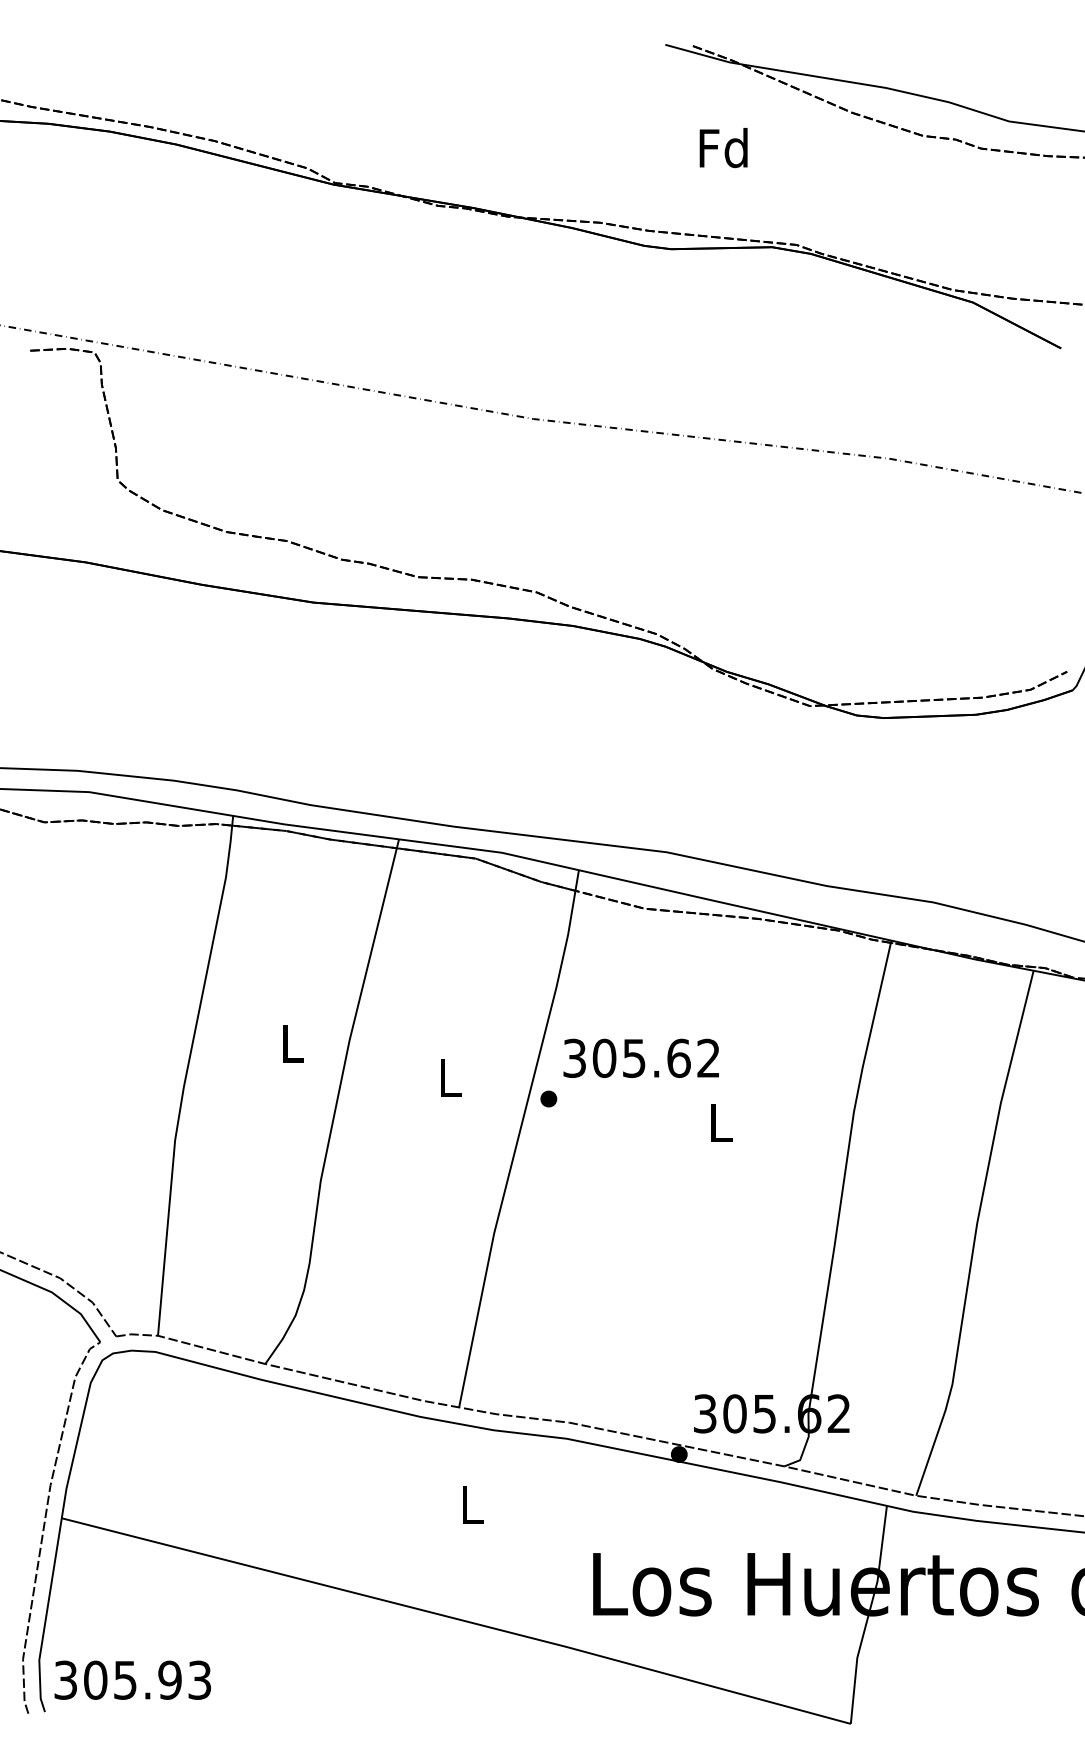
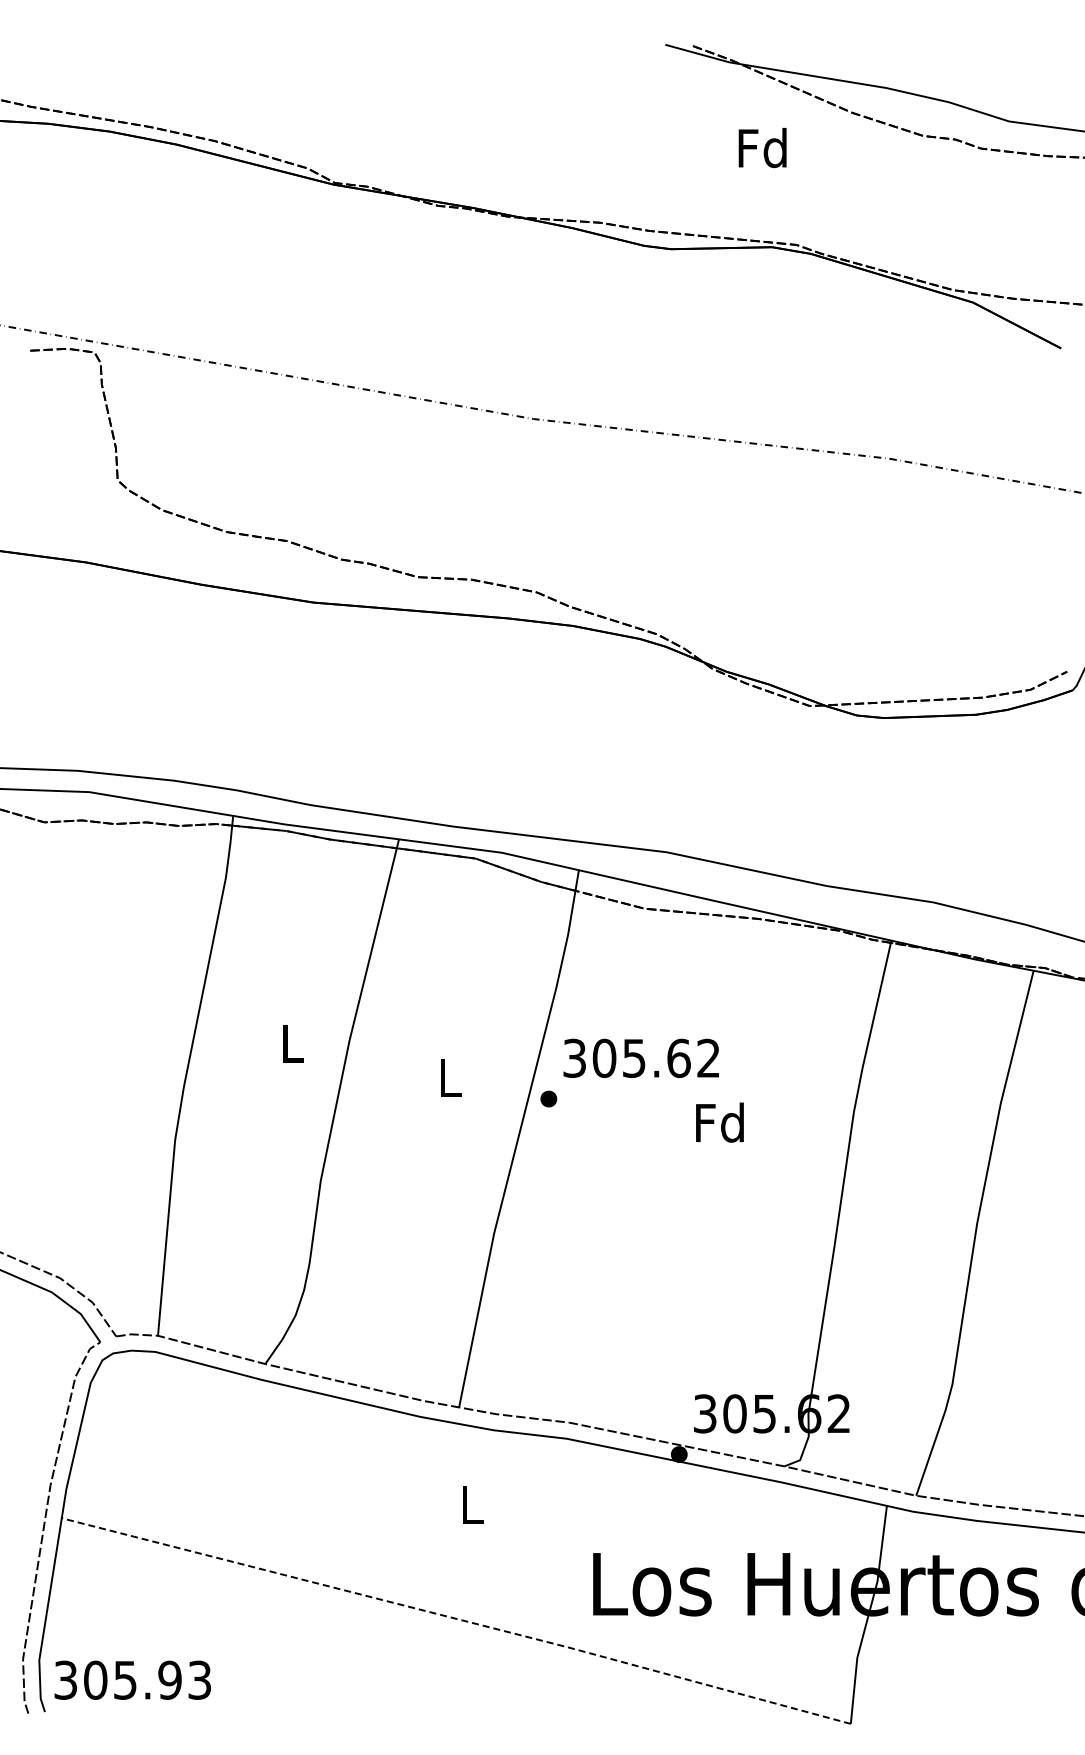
text position: (723, 148) -> (762, 148) (762, 148)
text: L -> Fd (719, 1122)
line: solid -> dashed (456, 1619)
